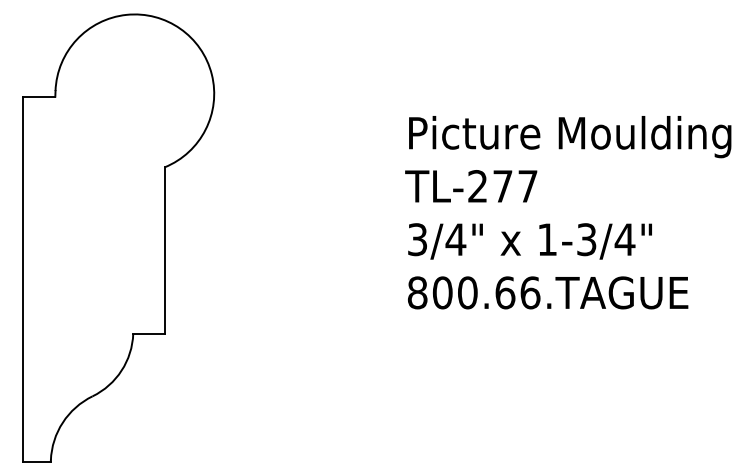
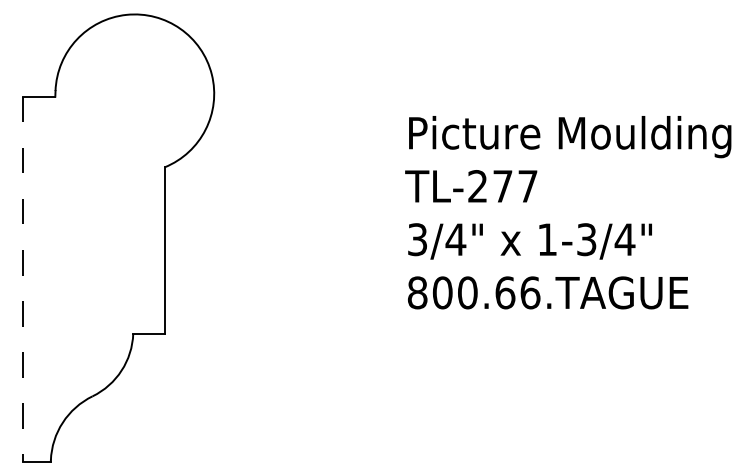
line: solid -> dashed (22, 279)
